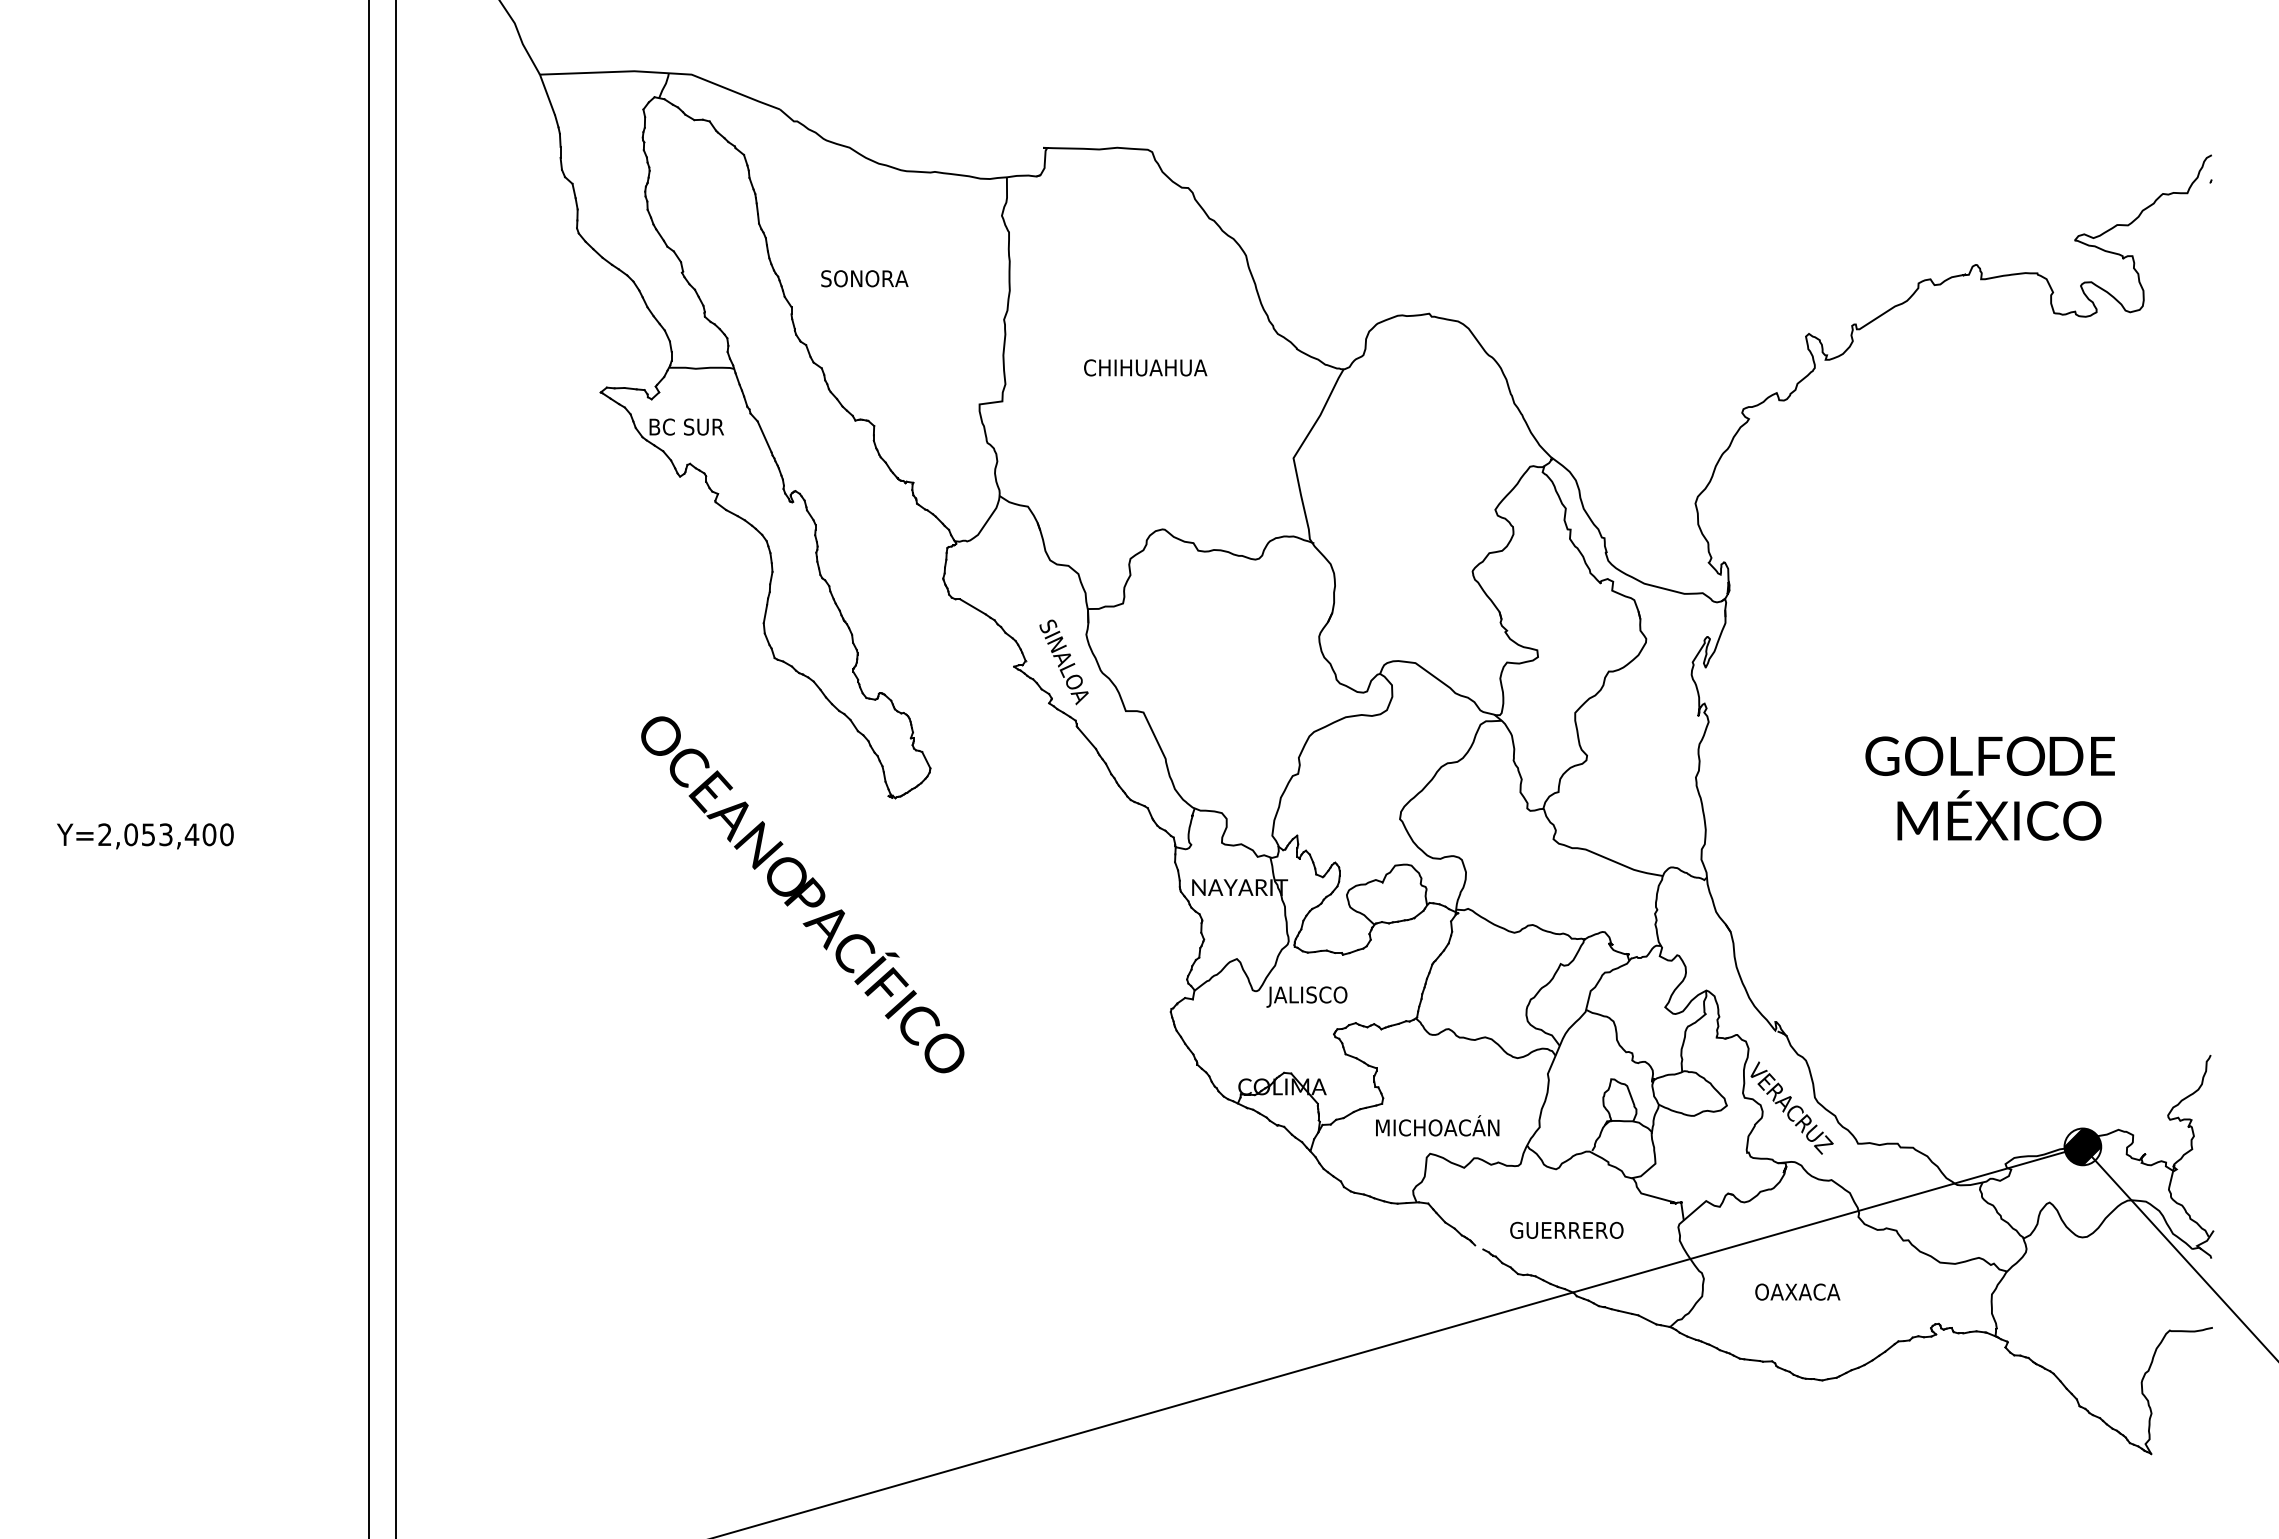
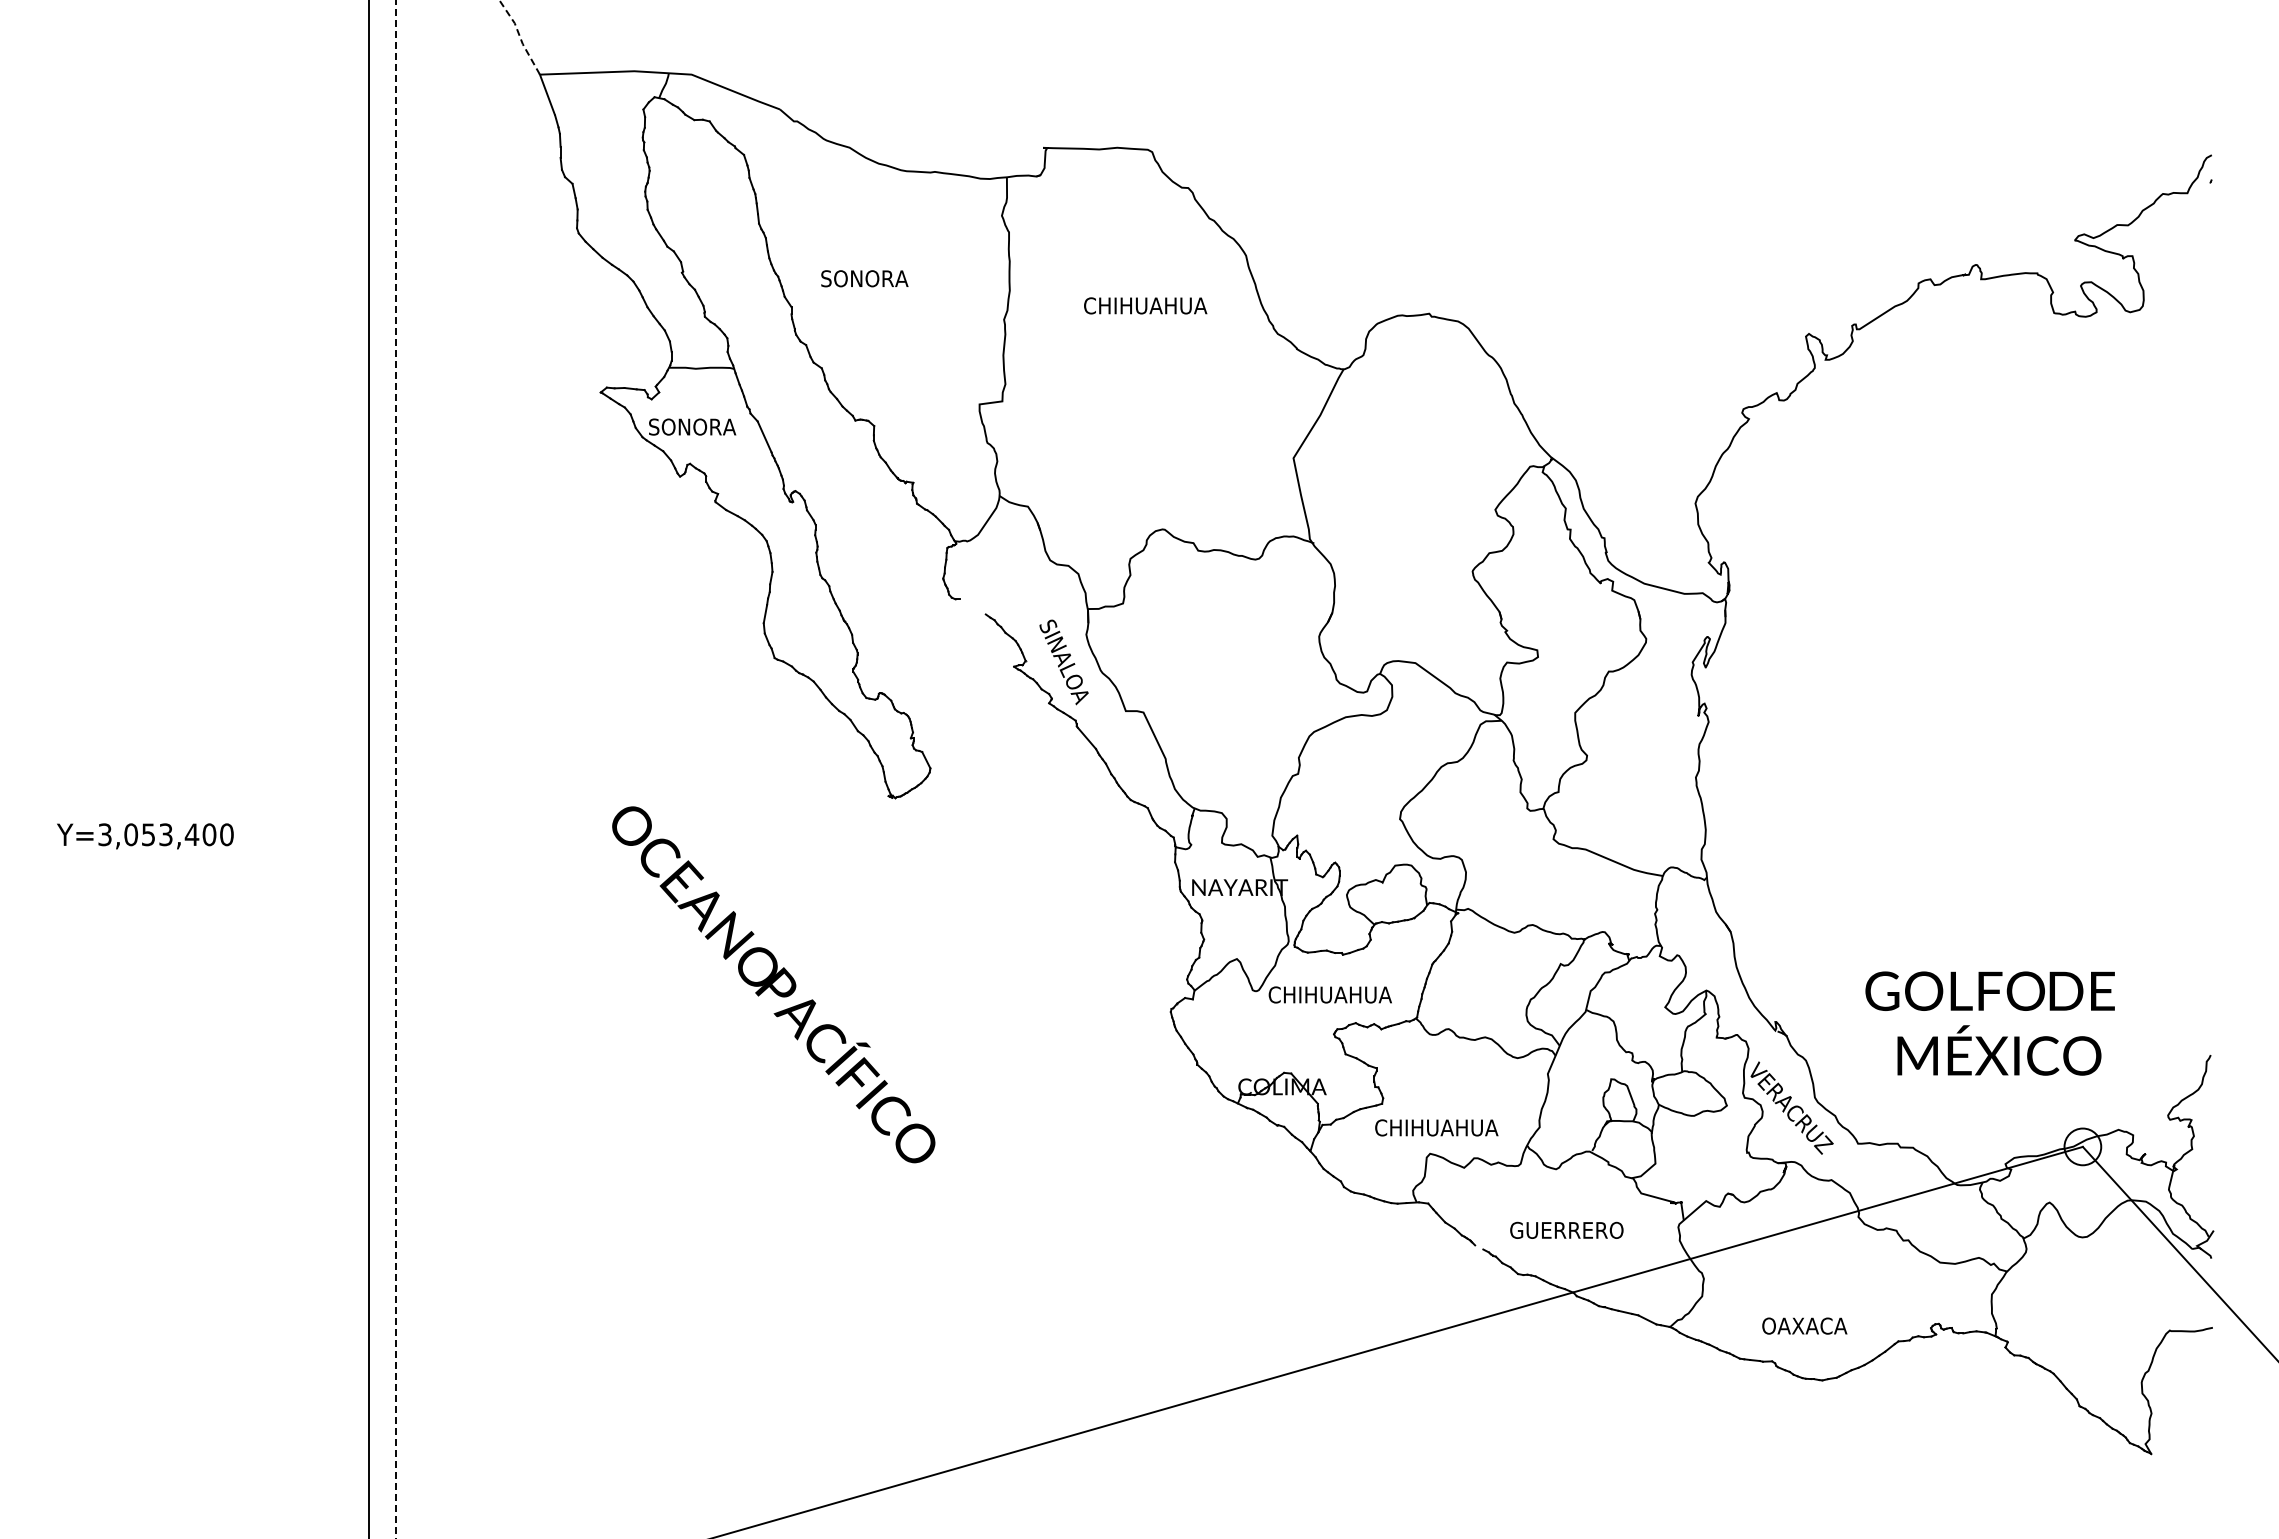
line: solid -> dashed (520, 36)
text position: (1145, 367) -> (1145, 305) (1145, 305)
text: BC SUR -> SONORA (692, 426)
line: present -> none (972, 606)
line: solid -> dashed (395, 769)
text position: (1989, 788) -> (1989, 1023) (1989, 1023)
text: Y=2,053,400 -> Y=3,053,400 (104, 834)
text position: (802, 894) -> (773, 984) (773, 984)
text: JALISCO -> CHIHUAHUA (1328, 996)
text: MICHOACÁN -> CHIHUAHUA (1437, 1125)
hatch: present -> none (2082, 1146)
text position: (1797, 1291) -> (1804, 1325) (1804, 1325)
